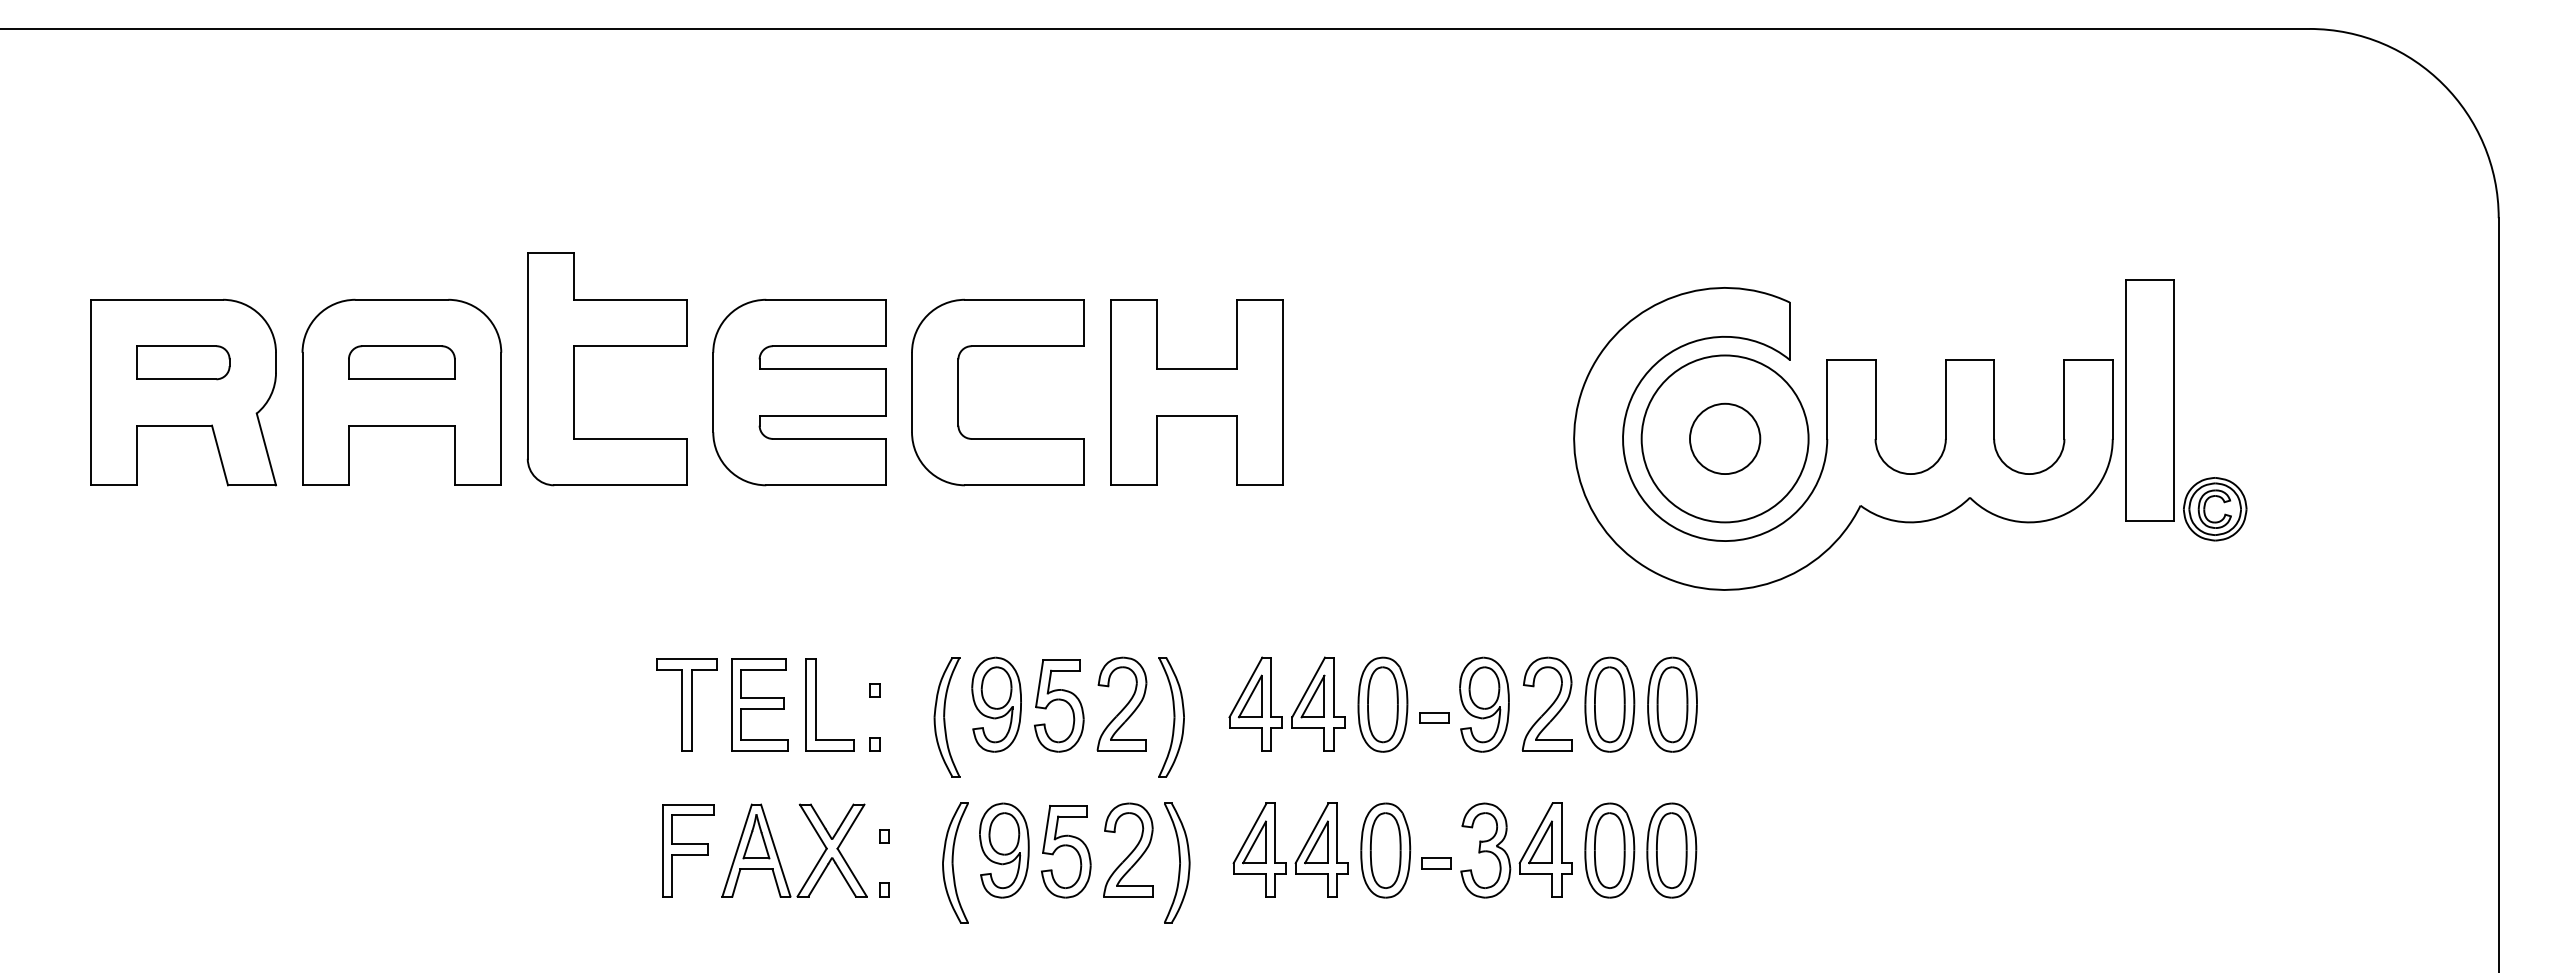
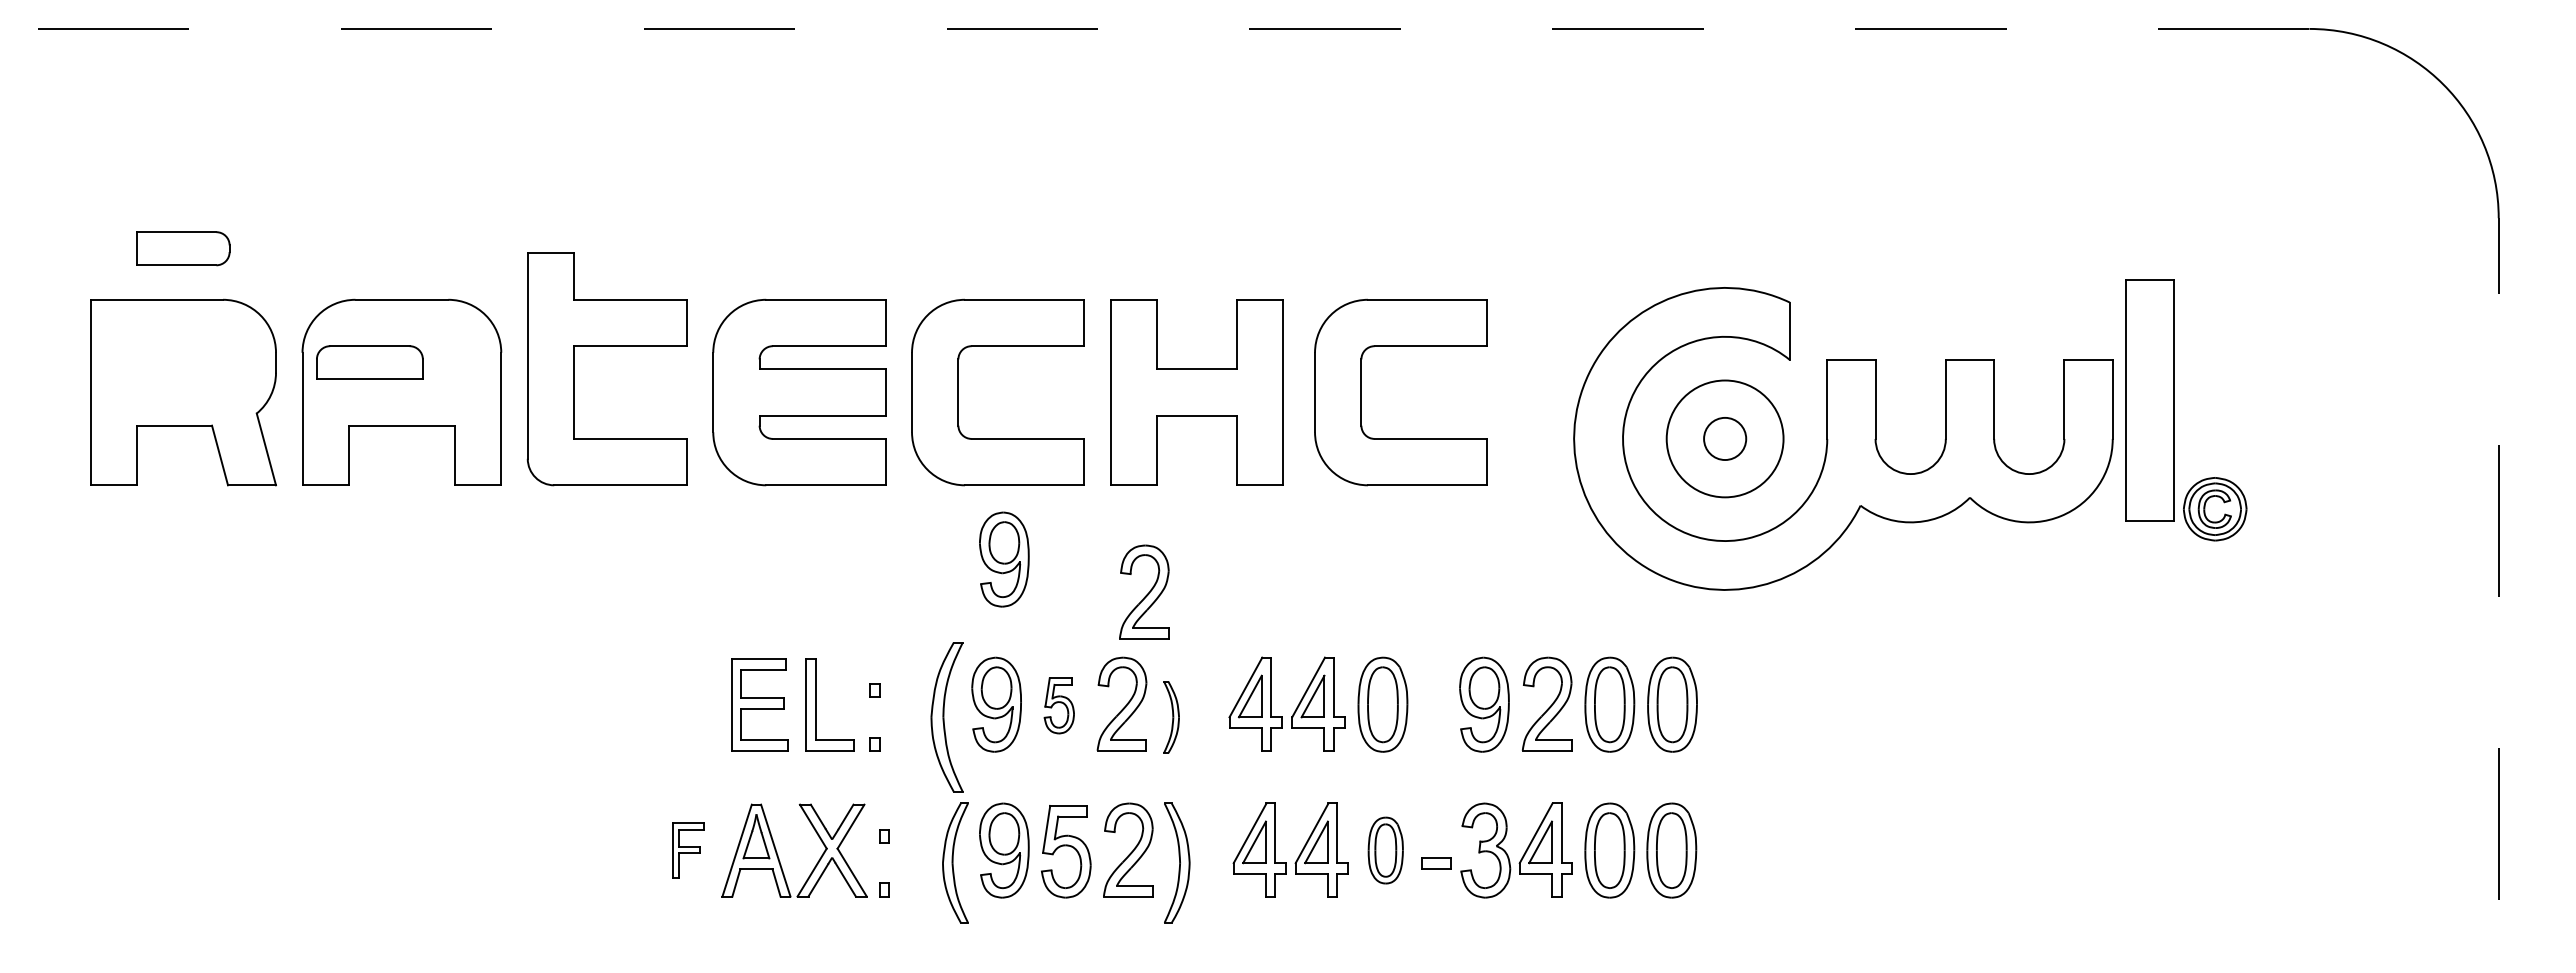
line: solid -> dashed (1154, 28)
part position: (183, 362) -> (183, 248) (183, 248)
part position: (401, 362) -> (369, 362) (369, 362)
part: none -> present (1361, 392)
circle diameter: 167 px -> 117 px (1724, 438)
circle diameter: 70 px -> 42 px (1725, 438)
part: none -> present (1004, 559)
part: none -> present (1144, 591)
line: solid -> dashed (2498, 595)
part: present -> none (686, 704)
part size: 51x94 px -> 32x58 px (1058, 705)
part size: 28x121 px -> 34x151 px (946, 717)
part size: 27x121 px -> 17x73 px (1171, 717)
part: present -> none (1434, 717)
part size: 53x94 px -> 33x57 px (688, 850)
part size: 52x97 px -> 37x69 px (1385, 850)
